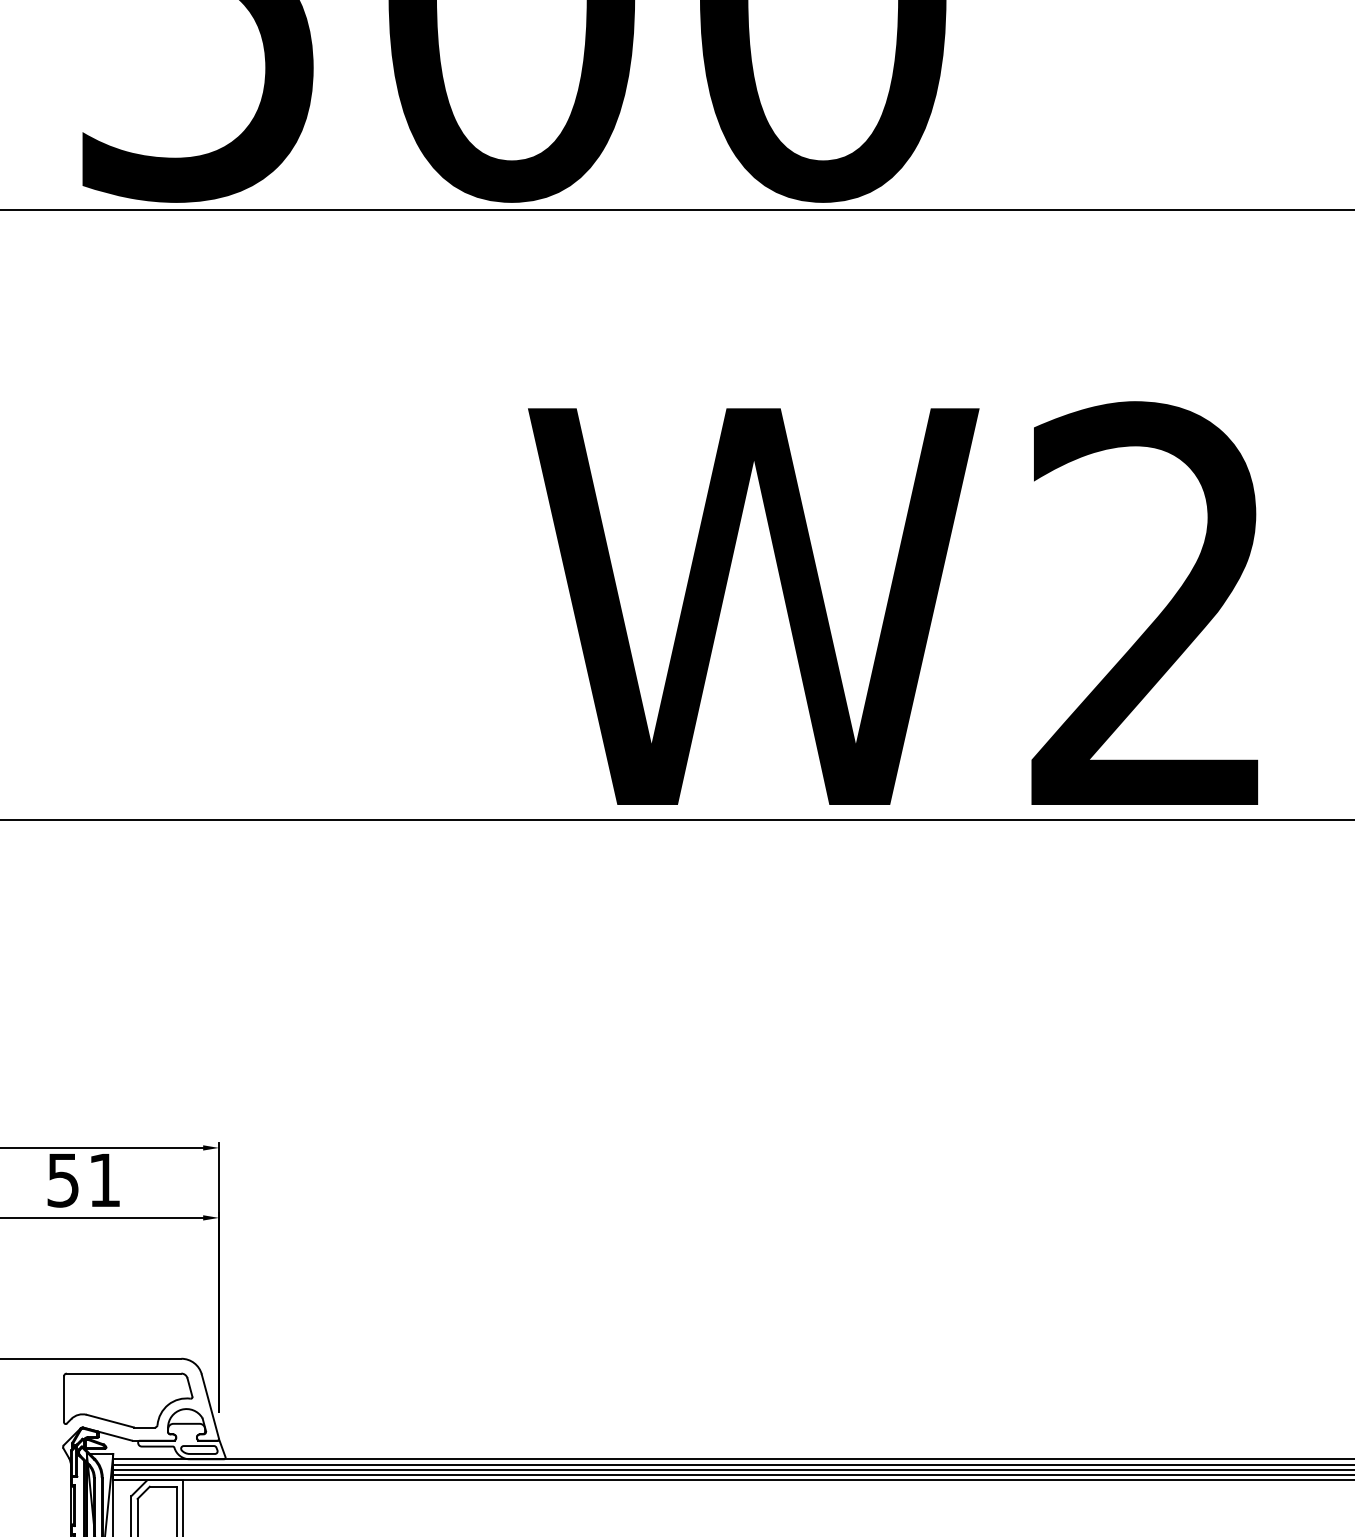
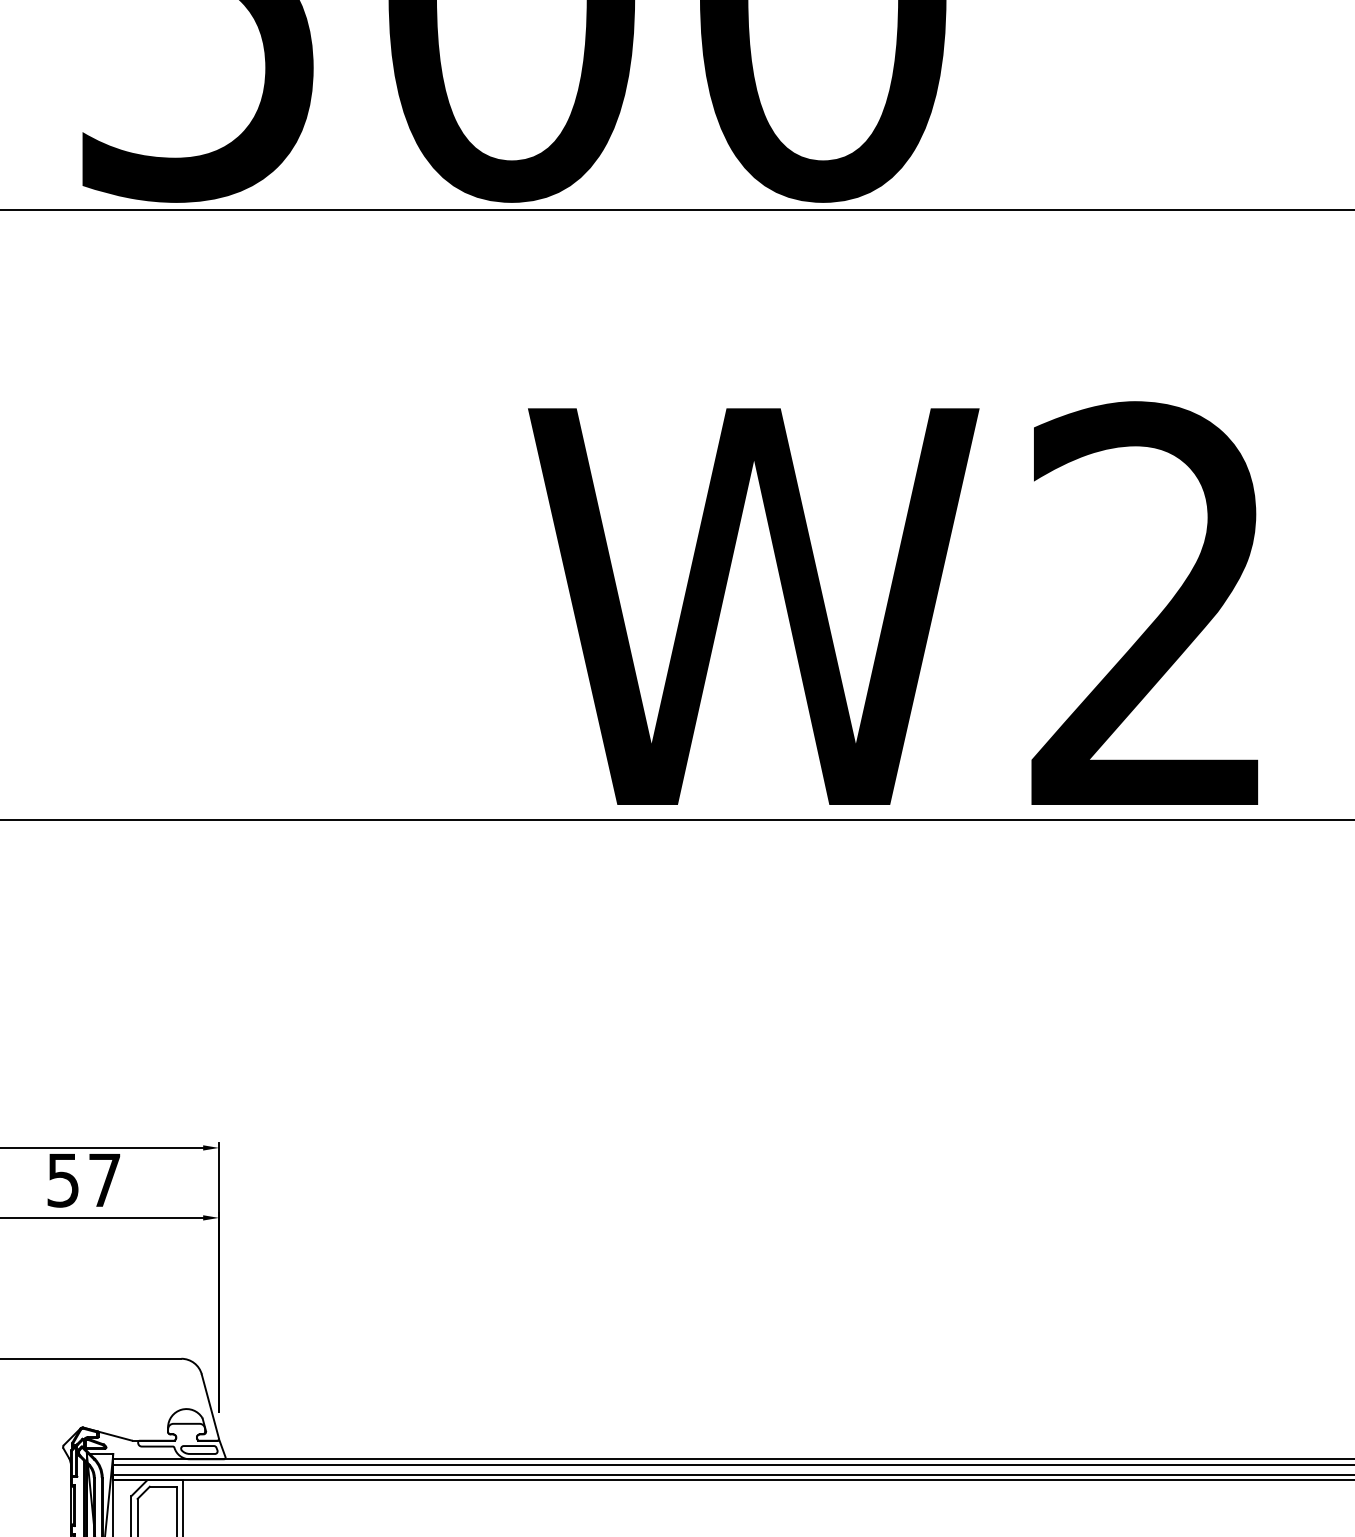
text: 51 -> 57 (104, 1180)
part: present -> none (128, 1400)
line: present -> none (732, 1469)
